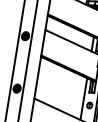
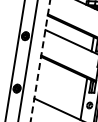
line: solid -> dashed (40, 61)
